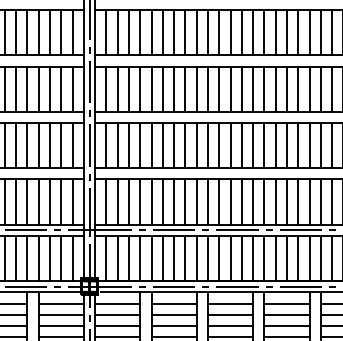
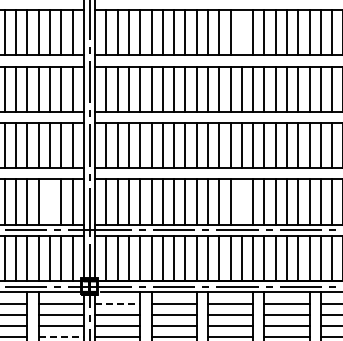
line: present -> none (241, 32)
line: present -> none (50, 201)
line: present -> none (241, 201)
line: solid -> dashed (117, 303)
line: solid -> dashed (61, 337)
